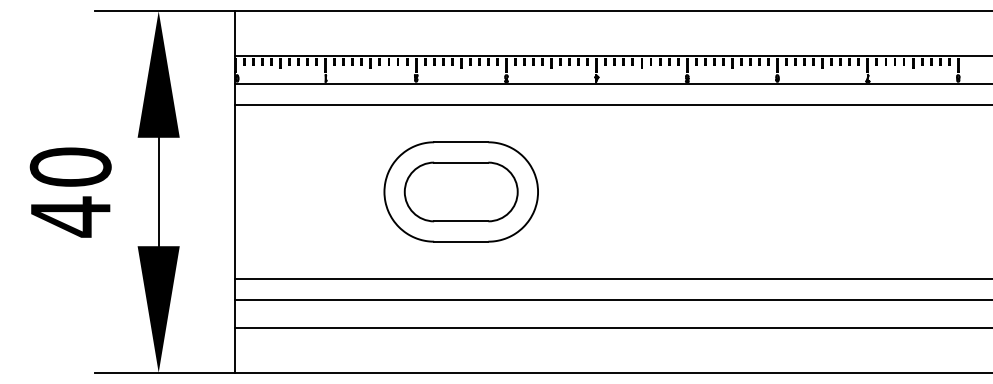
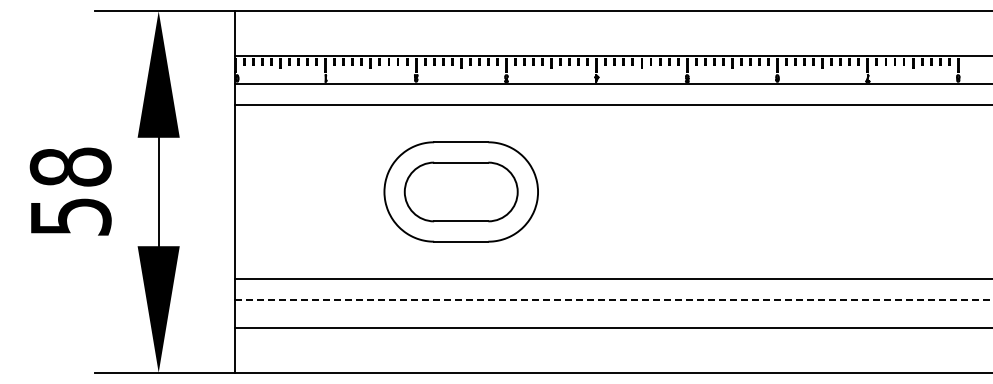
text: 40 -> 58 (70, 192)
line: solid -> dashed (614, 300)
